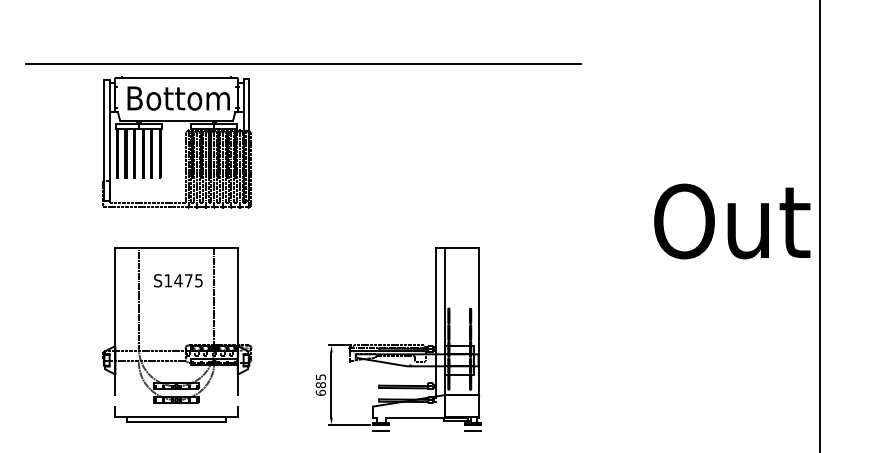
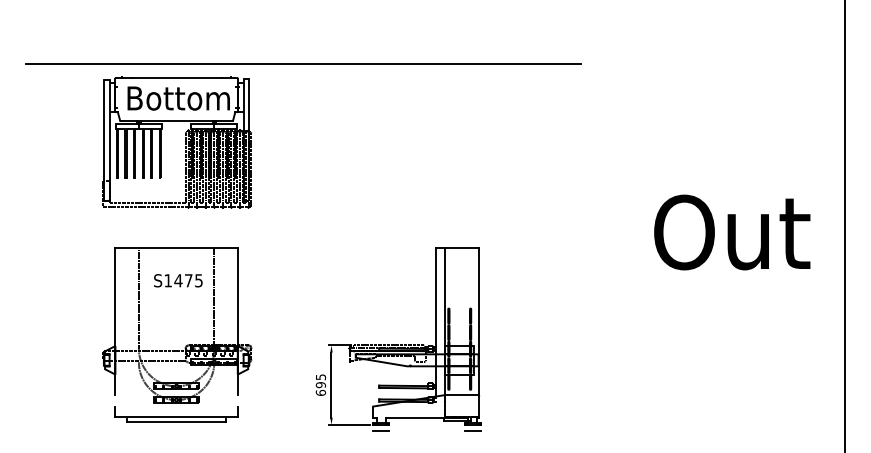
text position: (732, 221) -> (732, 232) (732, 232)
line position: (819, 225) -> (844, 225) (844, 225)
text: 685 -> 695 (320, 385)
